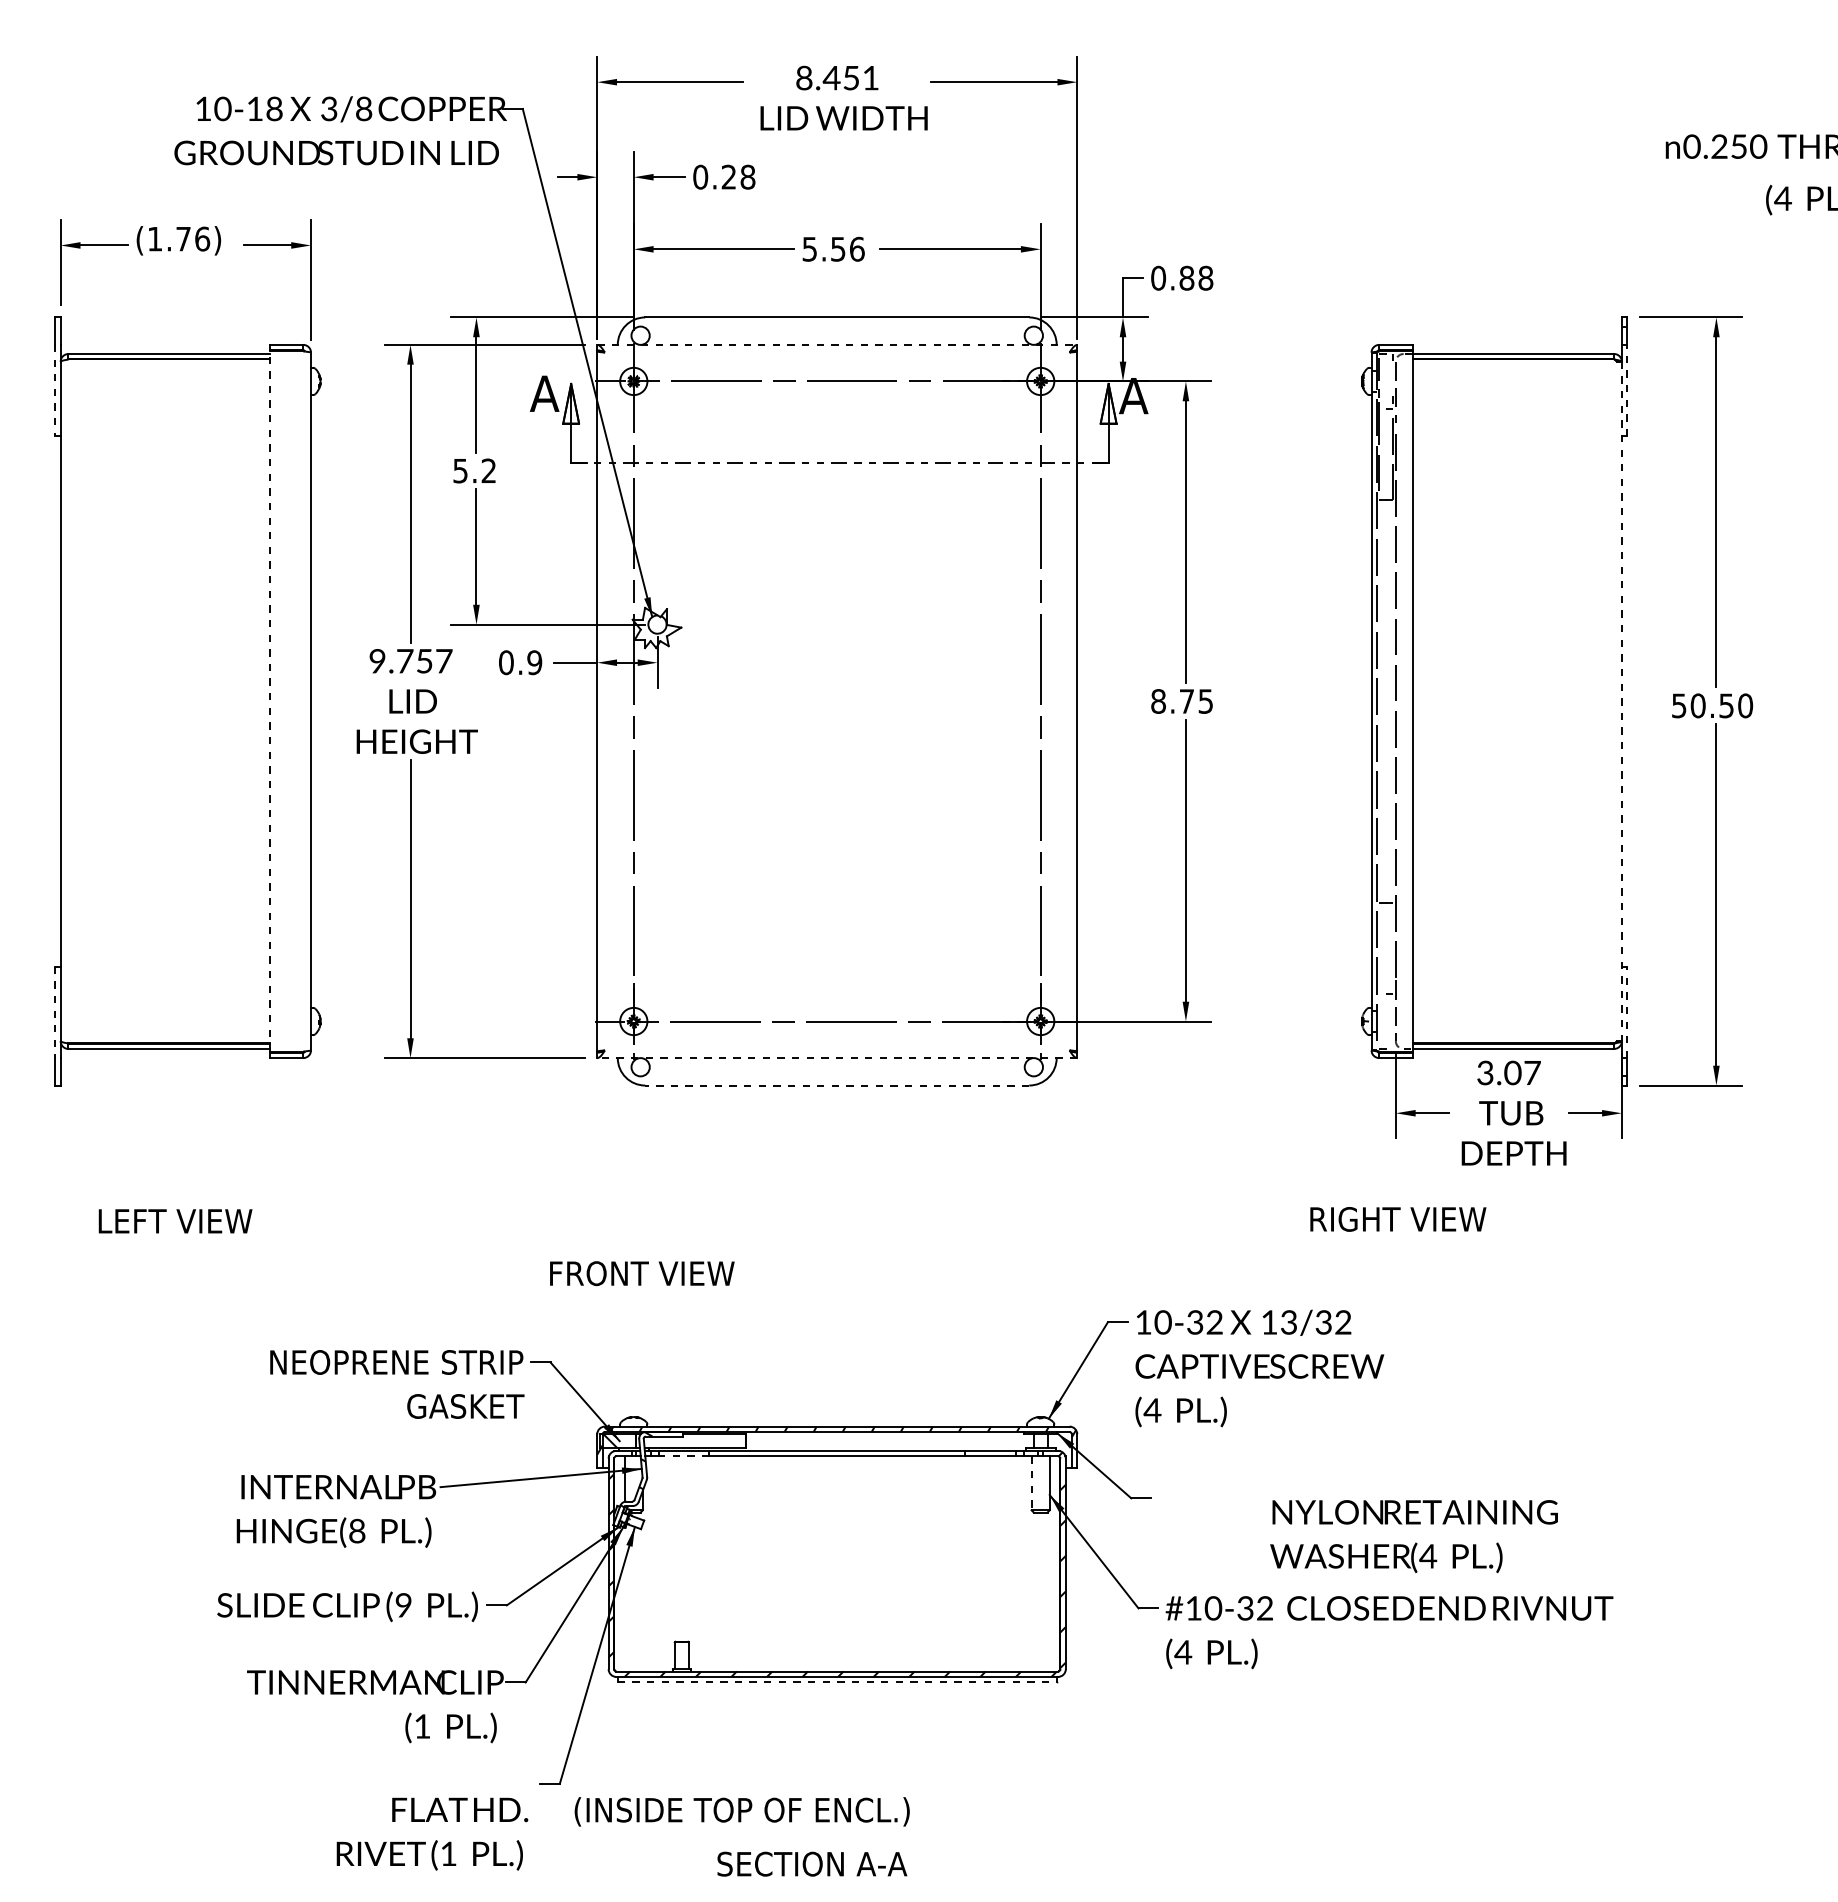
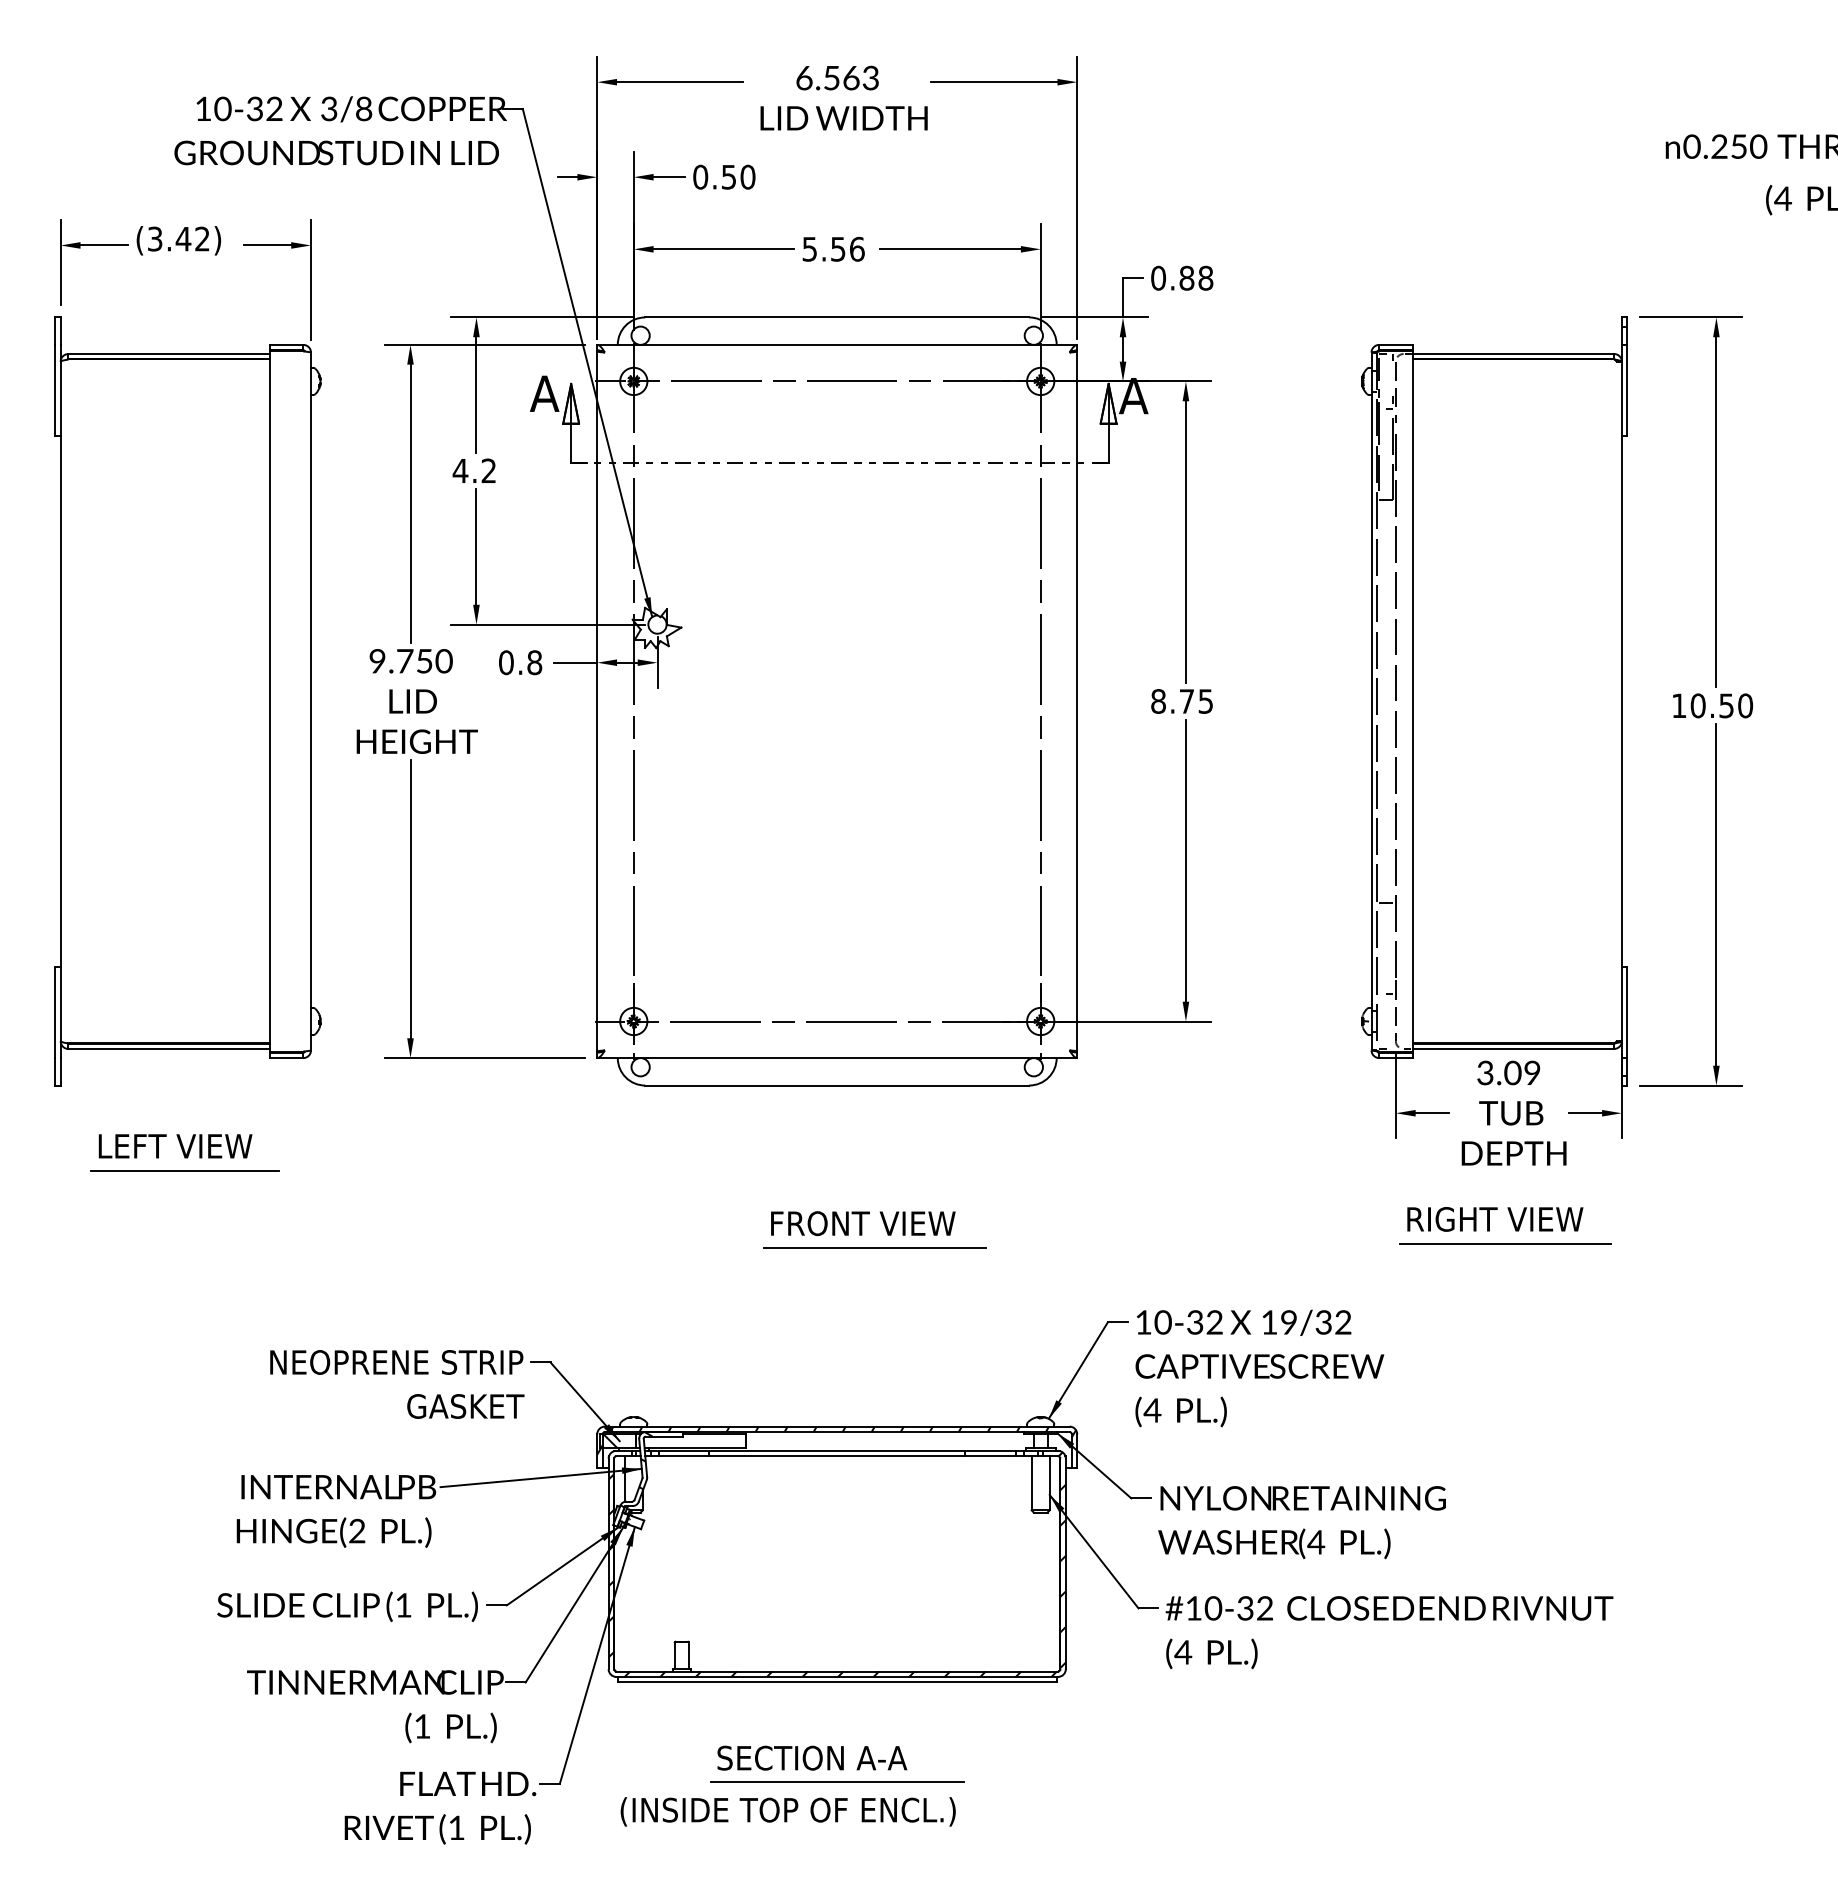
text: 8.451 -> 6.563 (837, 77)
text: 10-18 -> 10-32 (264, 108)
text: 0.28 -> 0.50 (738, 176)
text: (1.76) -> (3.42) (179, 238)
line: dashed -> solid (837, 344)
line: dashed -> solid (55, 390)
line: dashed -> solid (1627, 390)
text: 5.2 -> 4.2 (460, 471)
text: 9.757 -> 9.750 (443, 661)
text: 0.9 -> 0.8 (534, 662)
line: dashed -> solid (270, 700)
line: dashed -> solid (1621, 701)
text: 50.50 -> 10.50 (1679, 705)
line: dashed -> solid (55, 1012)
line: dashed -> solid (1627, 1012)
line: dashed -> solid (836, 1058)
text: 3.07 -> 3.09 (1532, 1072)
line: dashed -> solid (836, 1085)
line: none -> present (184, 1170)
text position: (1398, 1219) -> (1495, 1219) (1495, 1219)
text position: (175, 1221) -> (175, 1146) (175, 1146)
line: none -> present (1504, 1243)
line: none -> present (874, 1247)
text position: (642, 1273) -> (863, 1223) (863, 1223)
text: 13/32 -> 19/32 (1288, 1322)
line: dashed -> solid (683, 1456)
line: dashed -> solid (1031, 1483)
text: (8 -> (2 (357, 1531)
text position: (1413, 1536) -> (1301, 1522) (1301, 1522)
text: (9 -> (1 (403, 1605)
line: dashed -> solid (837, 1682)
line: none -> present (837, 1781)
text position: (741, 1811) -> (787, 1811) (787, 1811)
text position: (432, 1833) -> (440, 1807) (440, 1807)
text position: (812, 1863) -> (812, 1757) (812, 1757)
